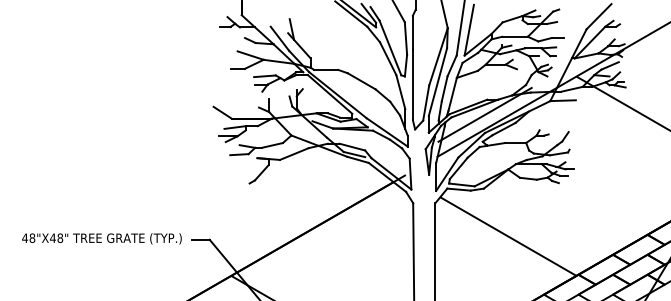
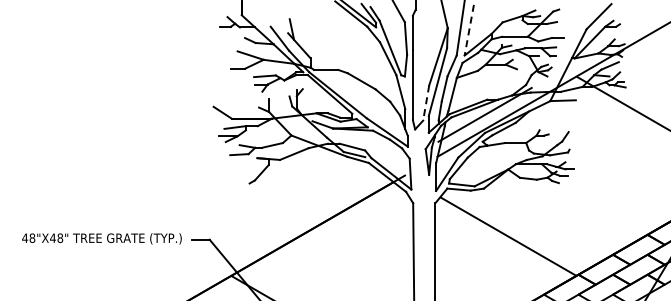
line: solid -> dashed (469, 30)
line: solid -> dashed (426, 103)
